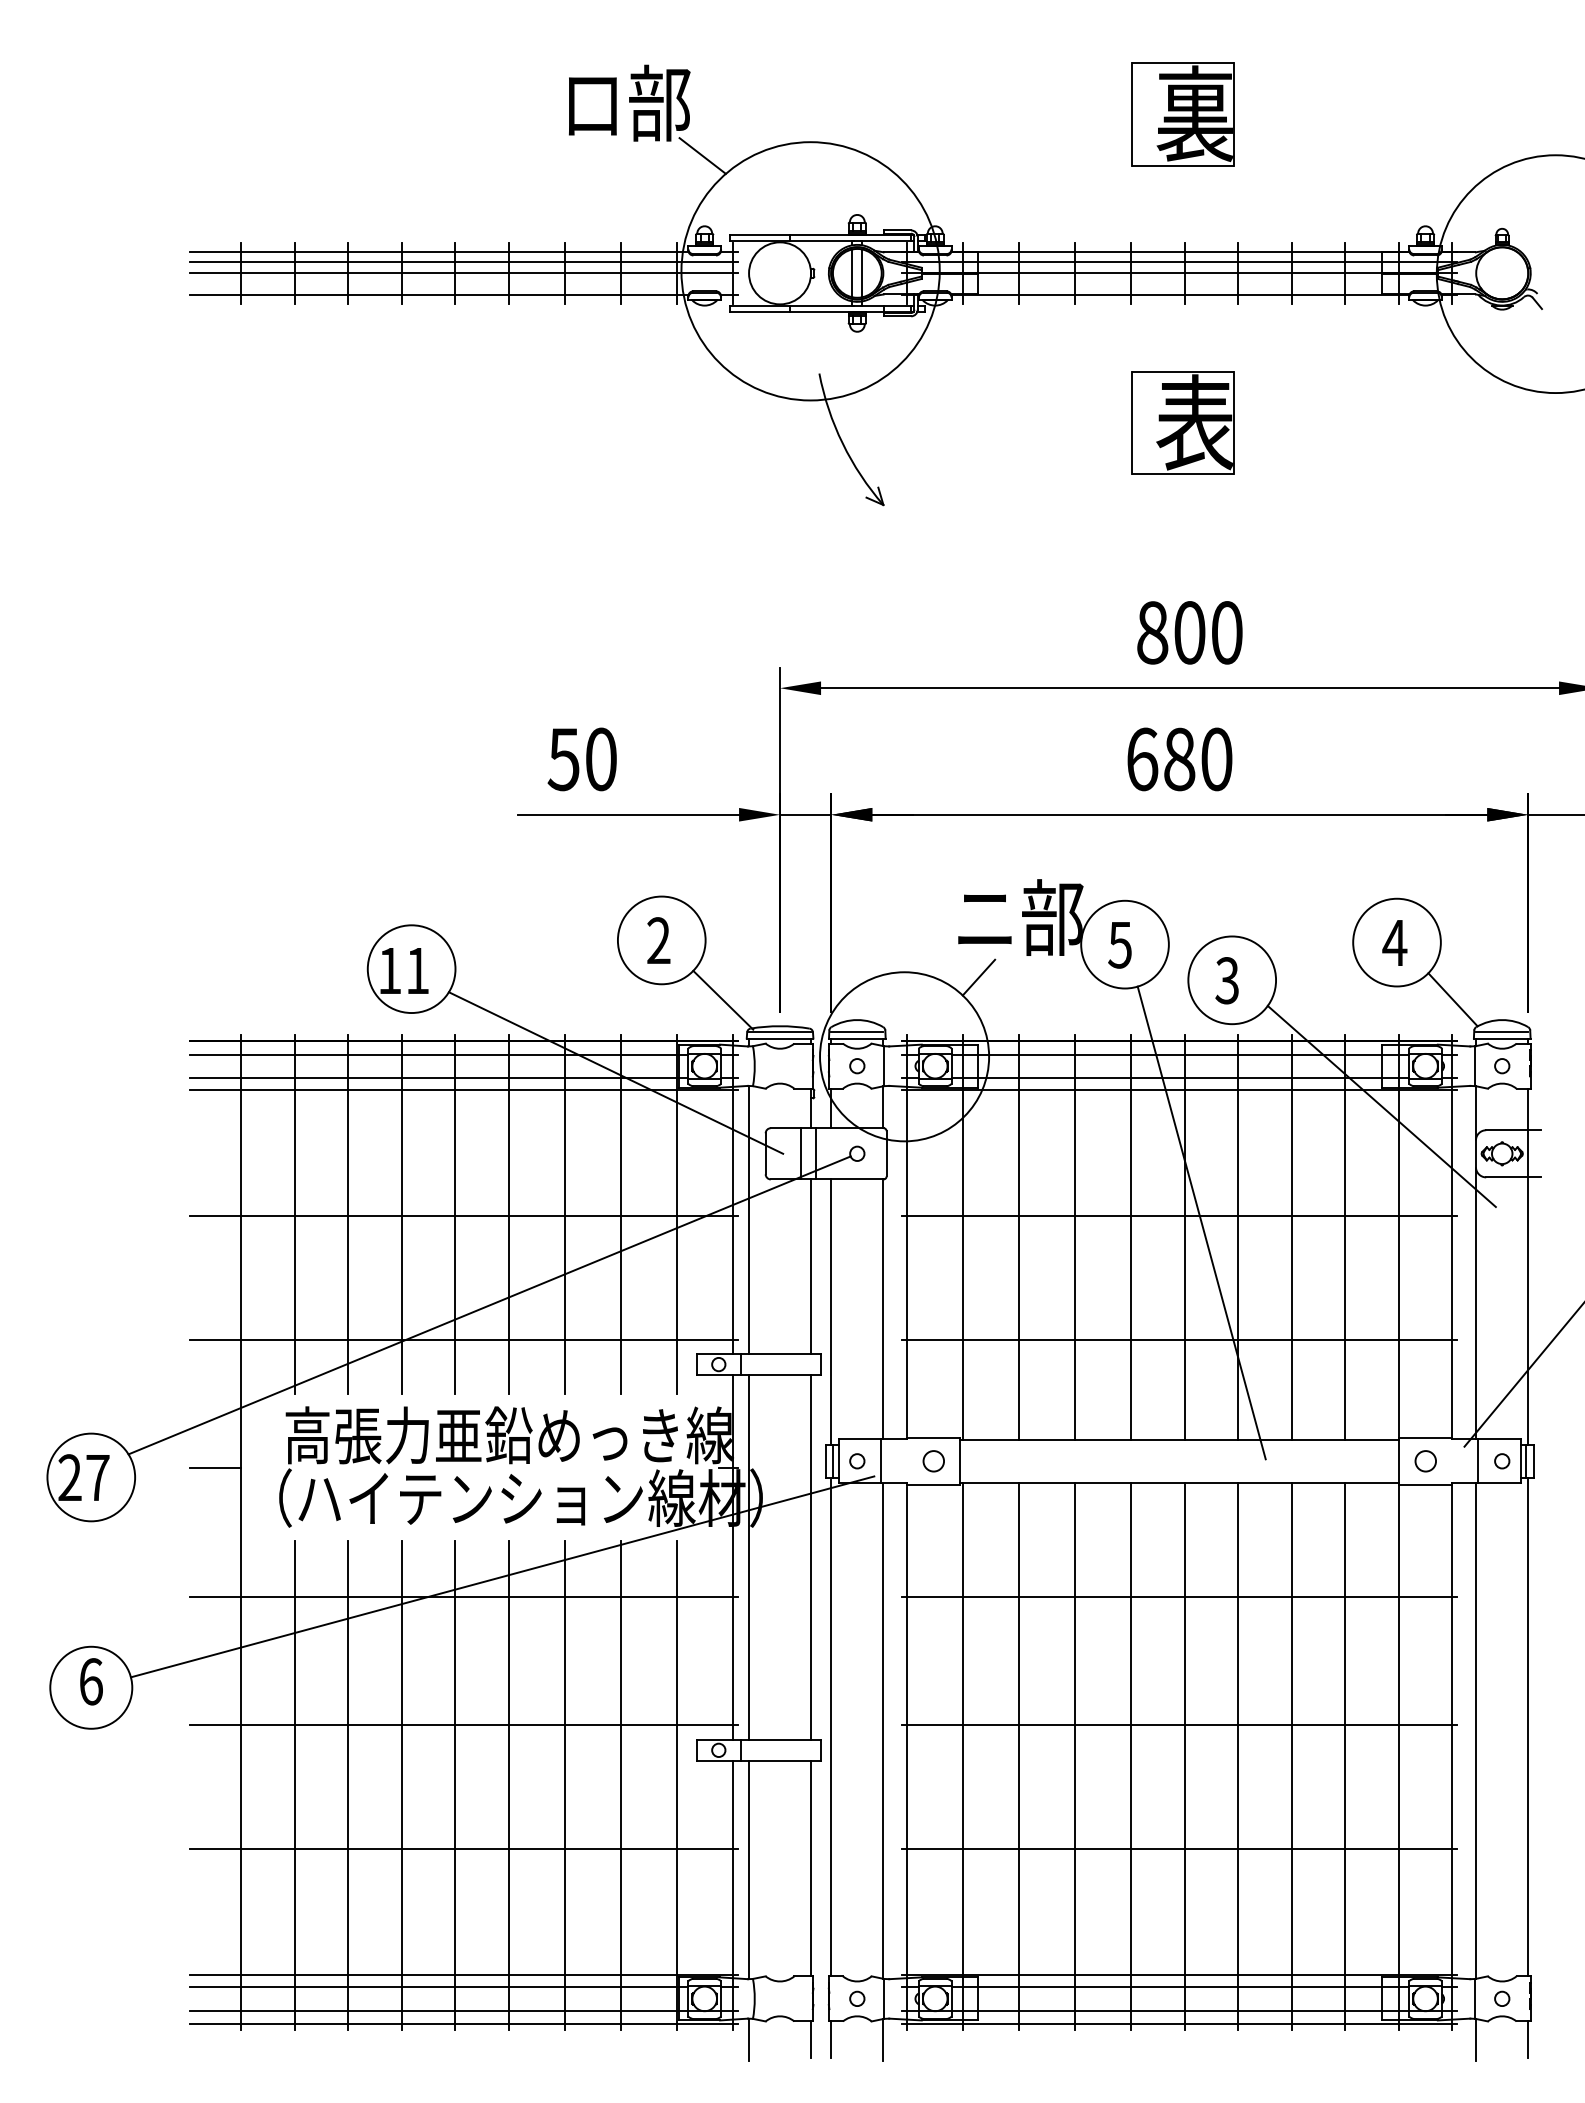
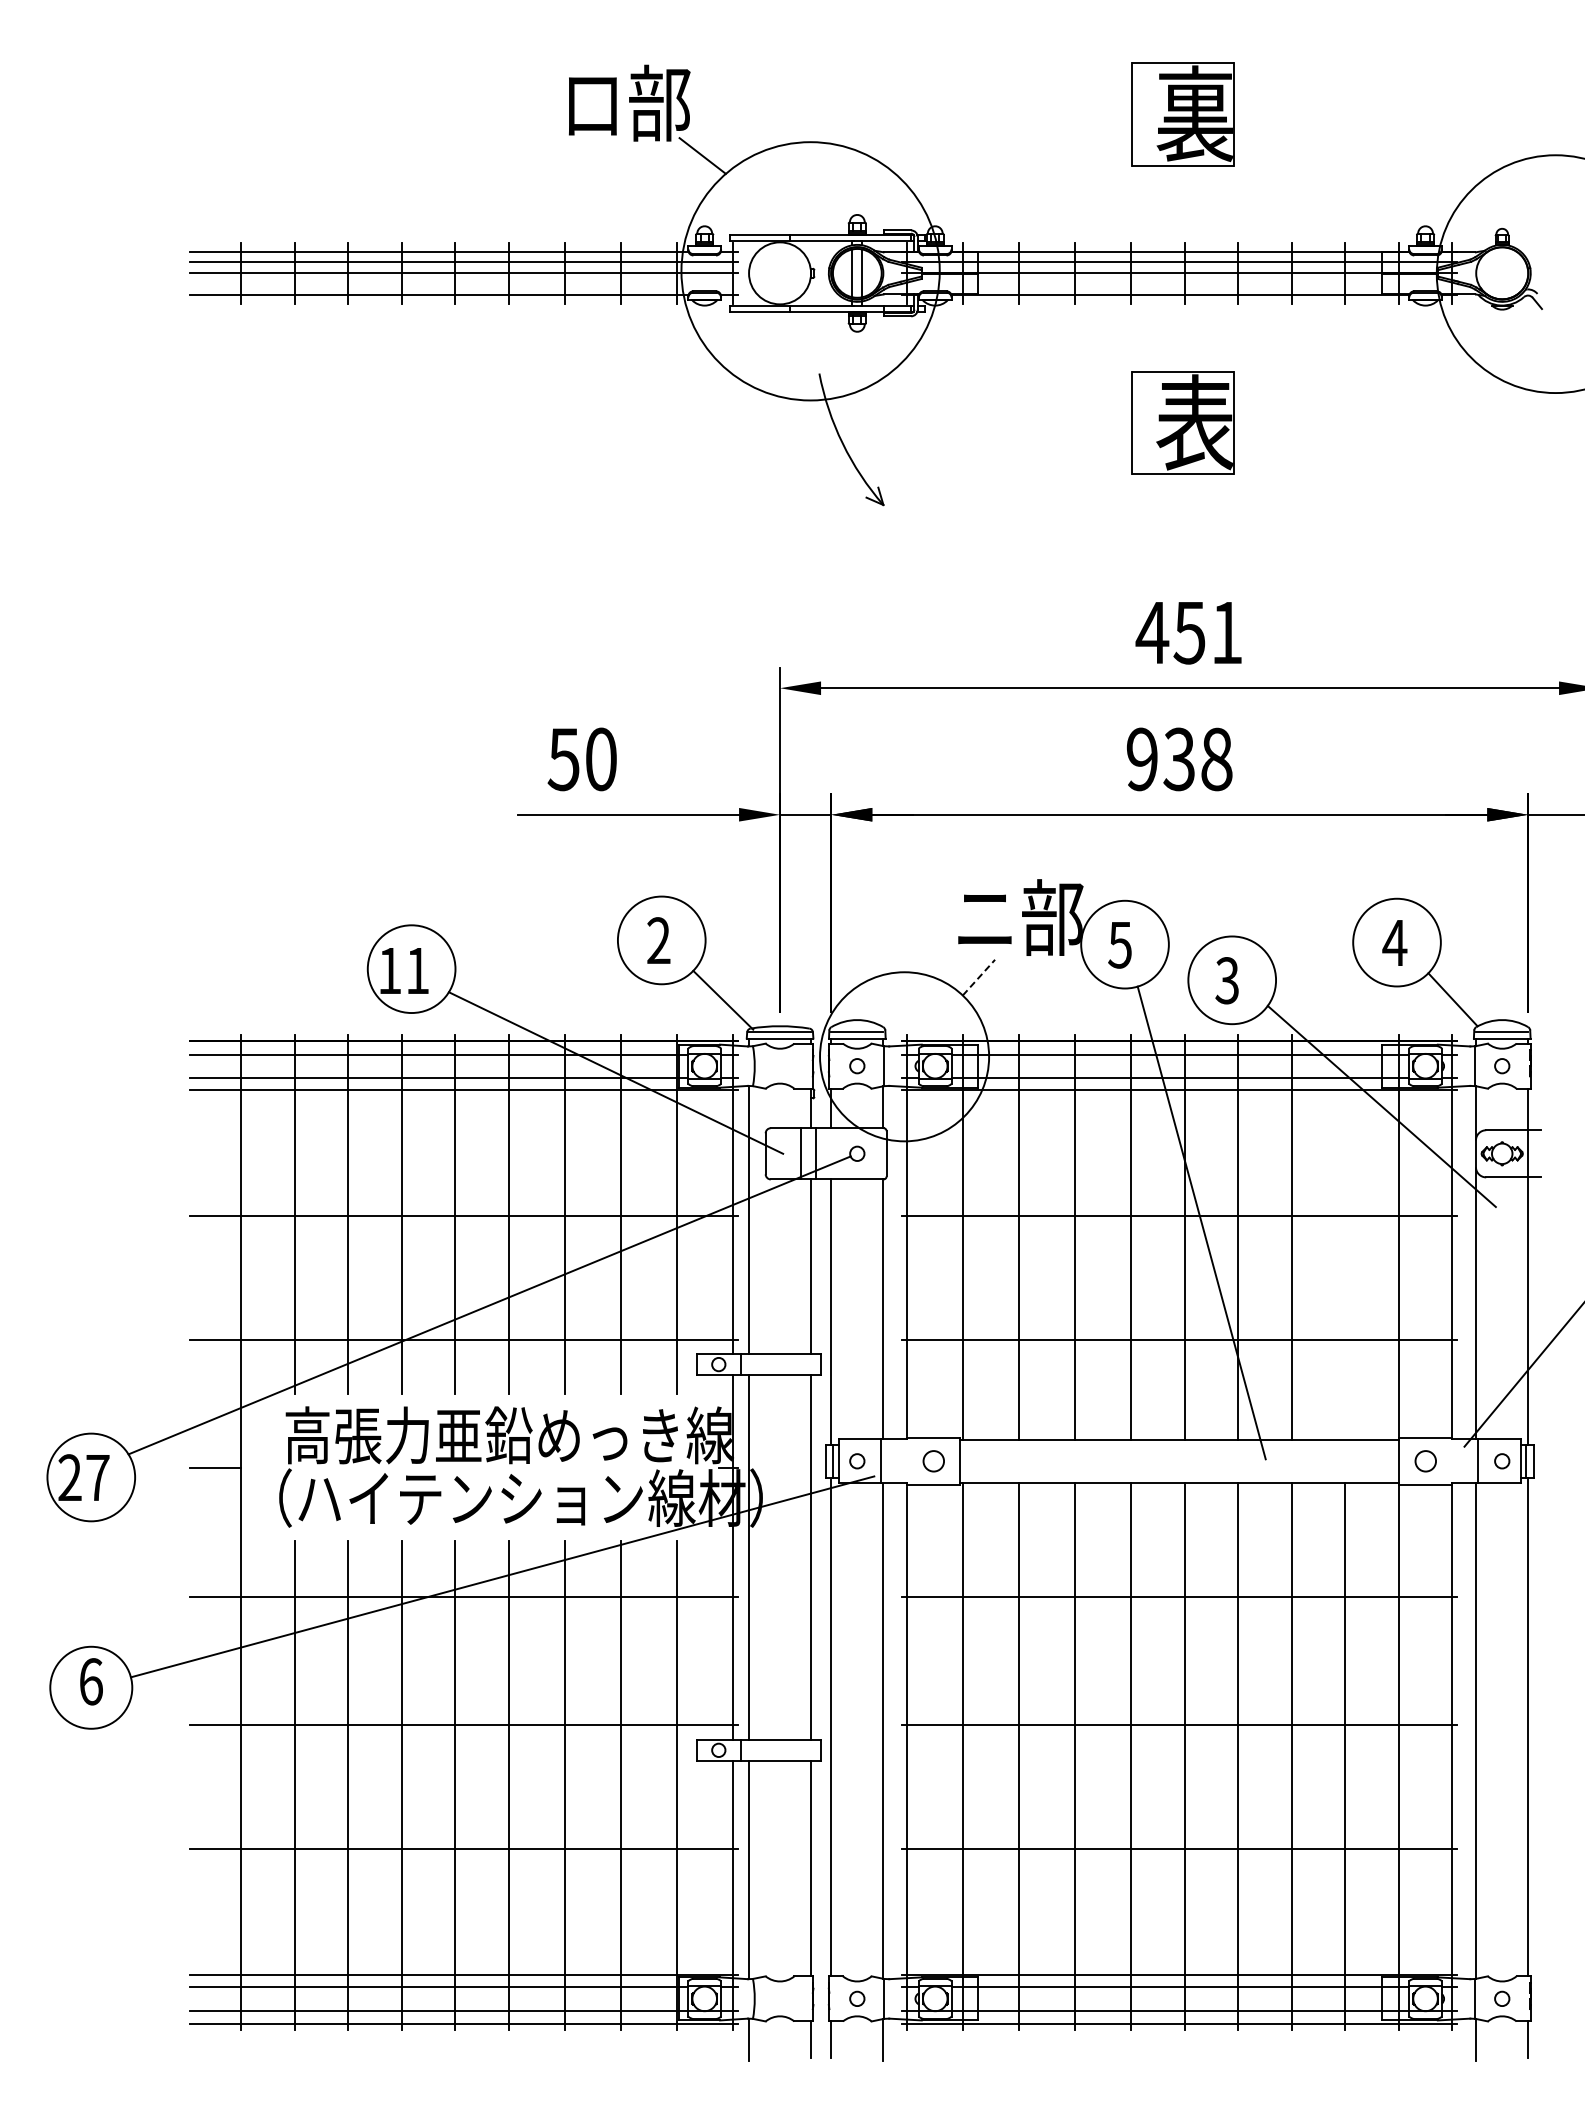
text: 800 -> 451 (1188, 632)
text: 680 -> 938 (1179, 759)
line: solid -> dashed (979, 977)
line: present -> none (1345, 1237)
